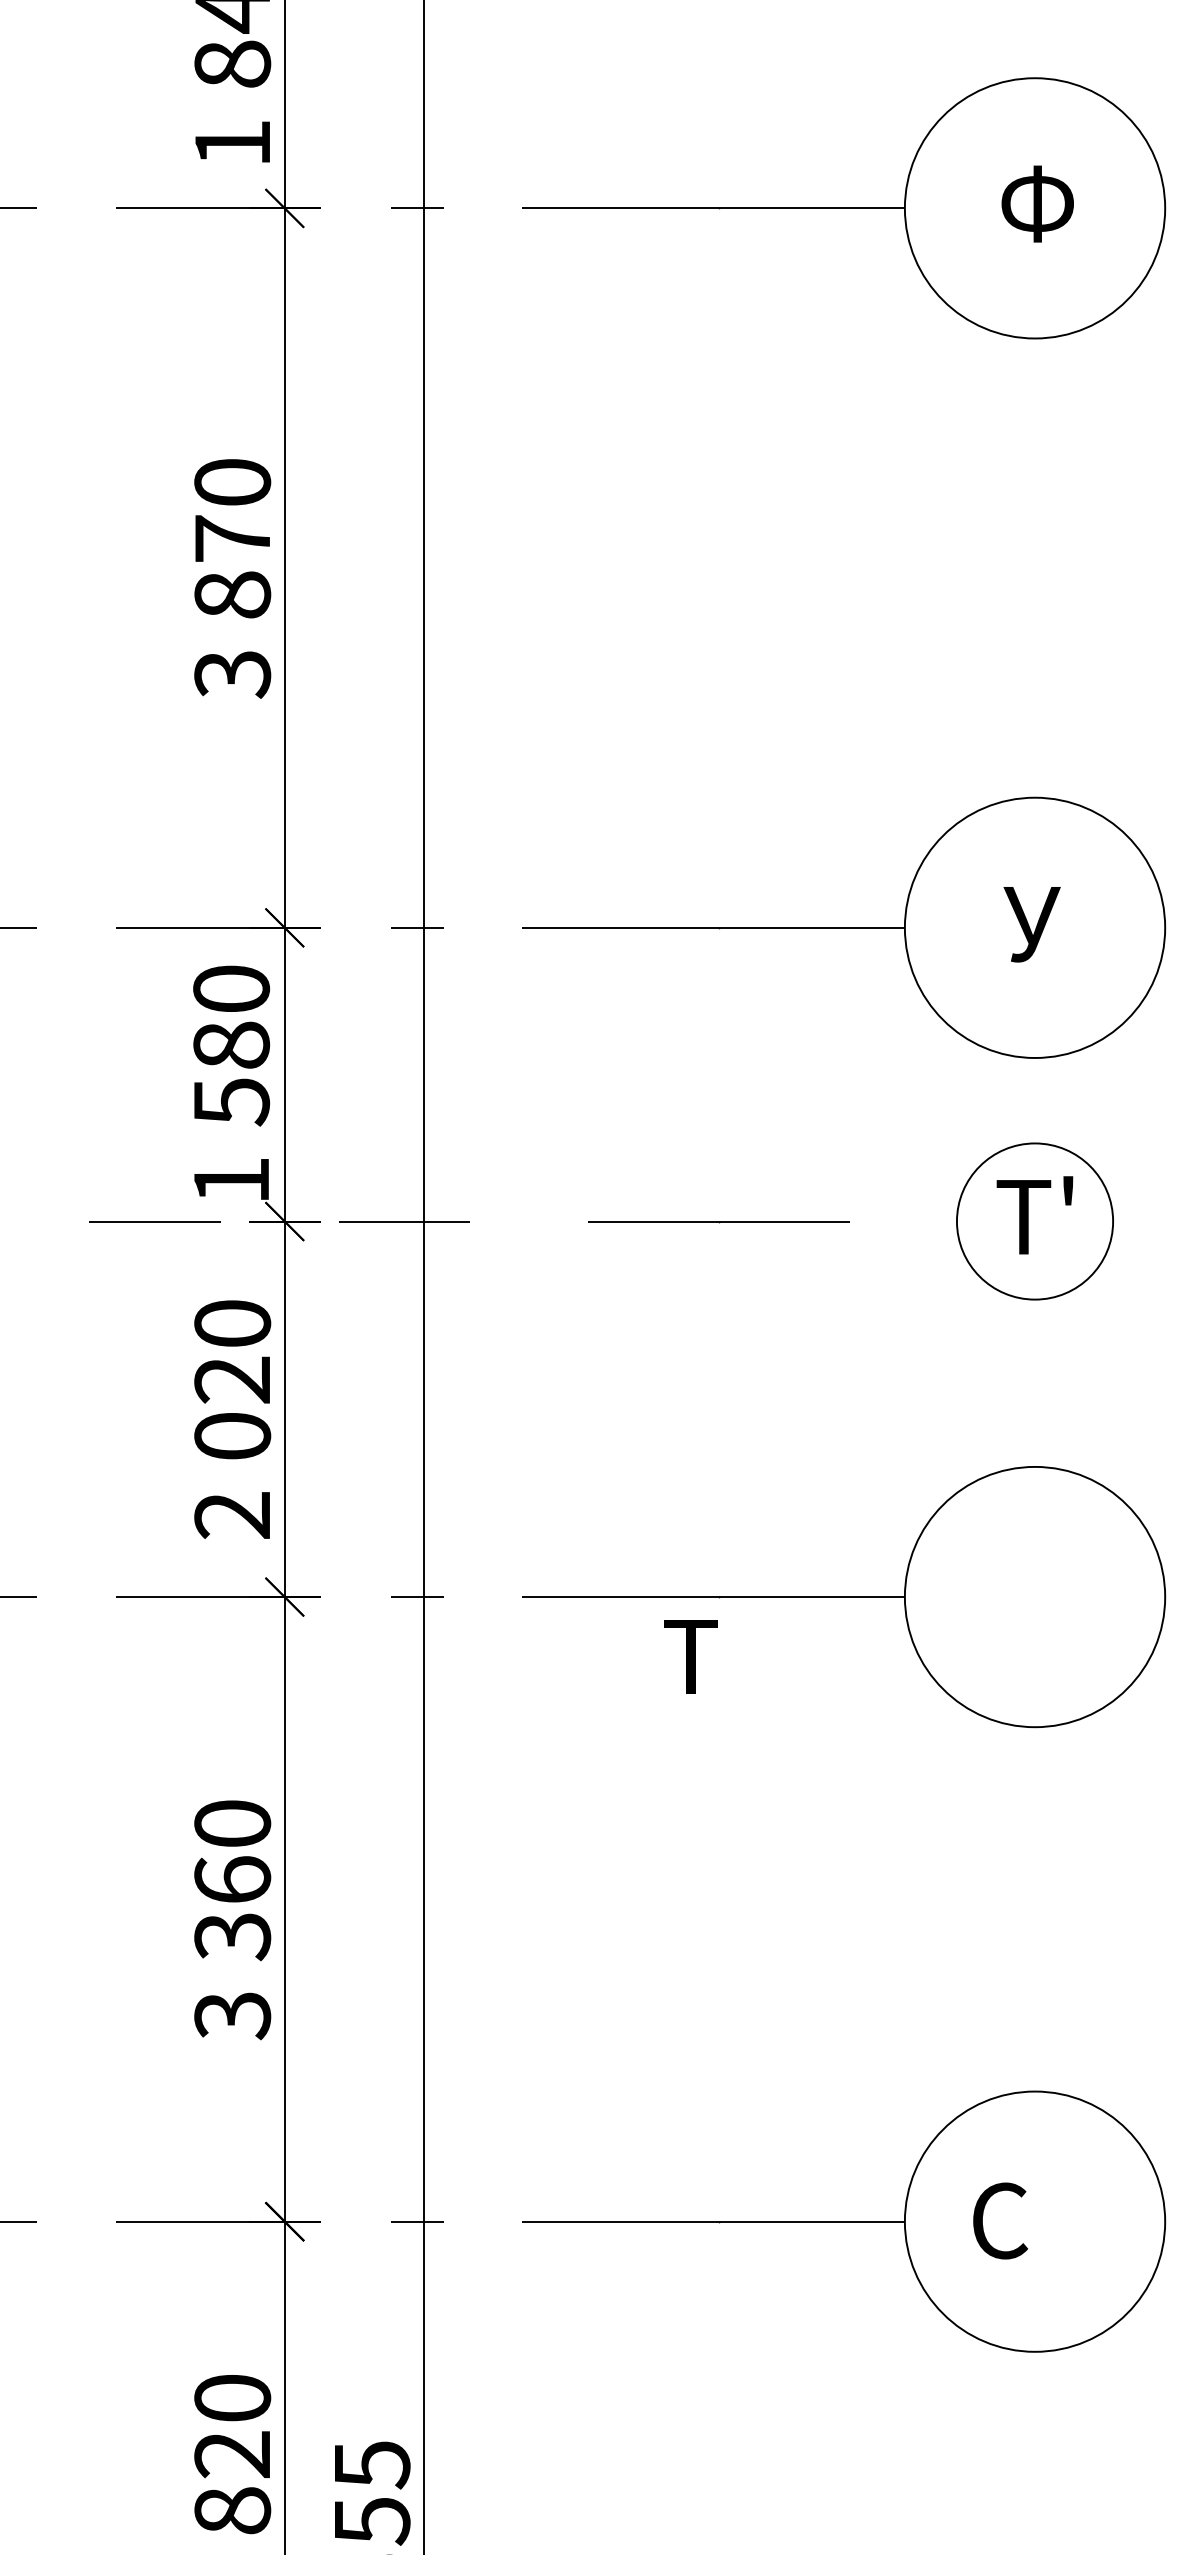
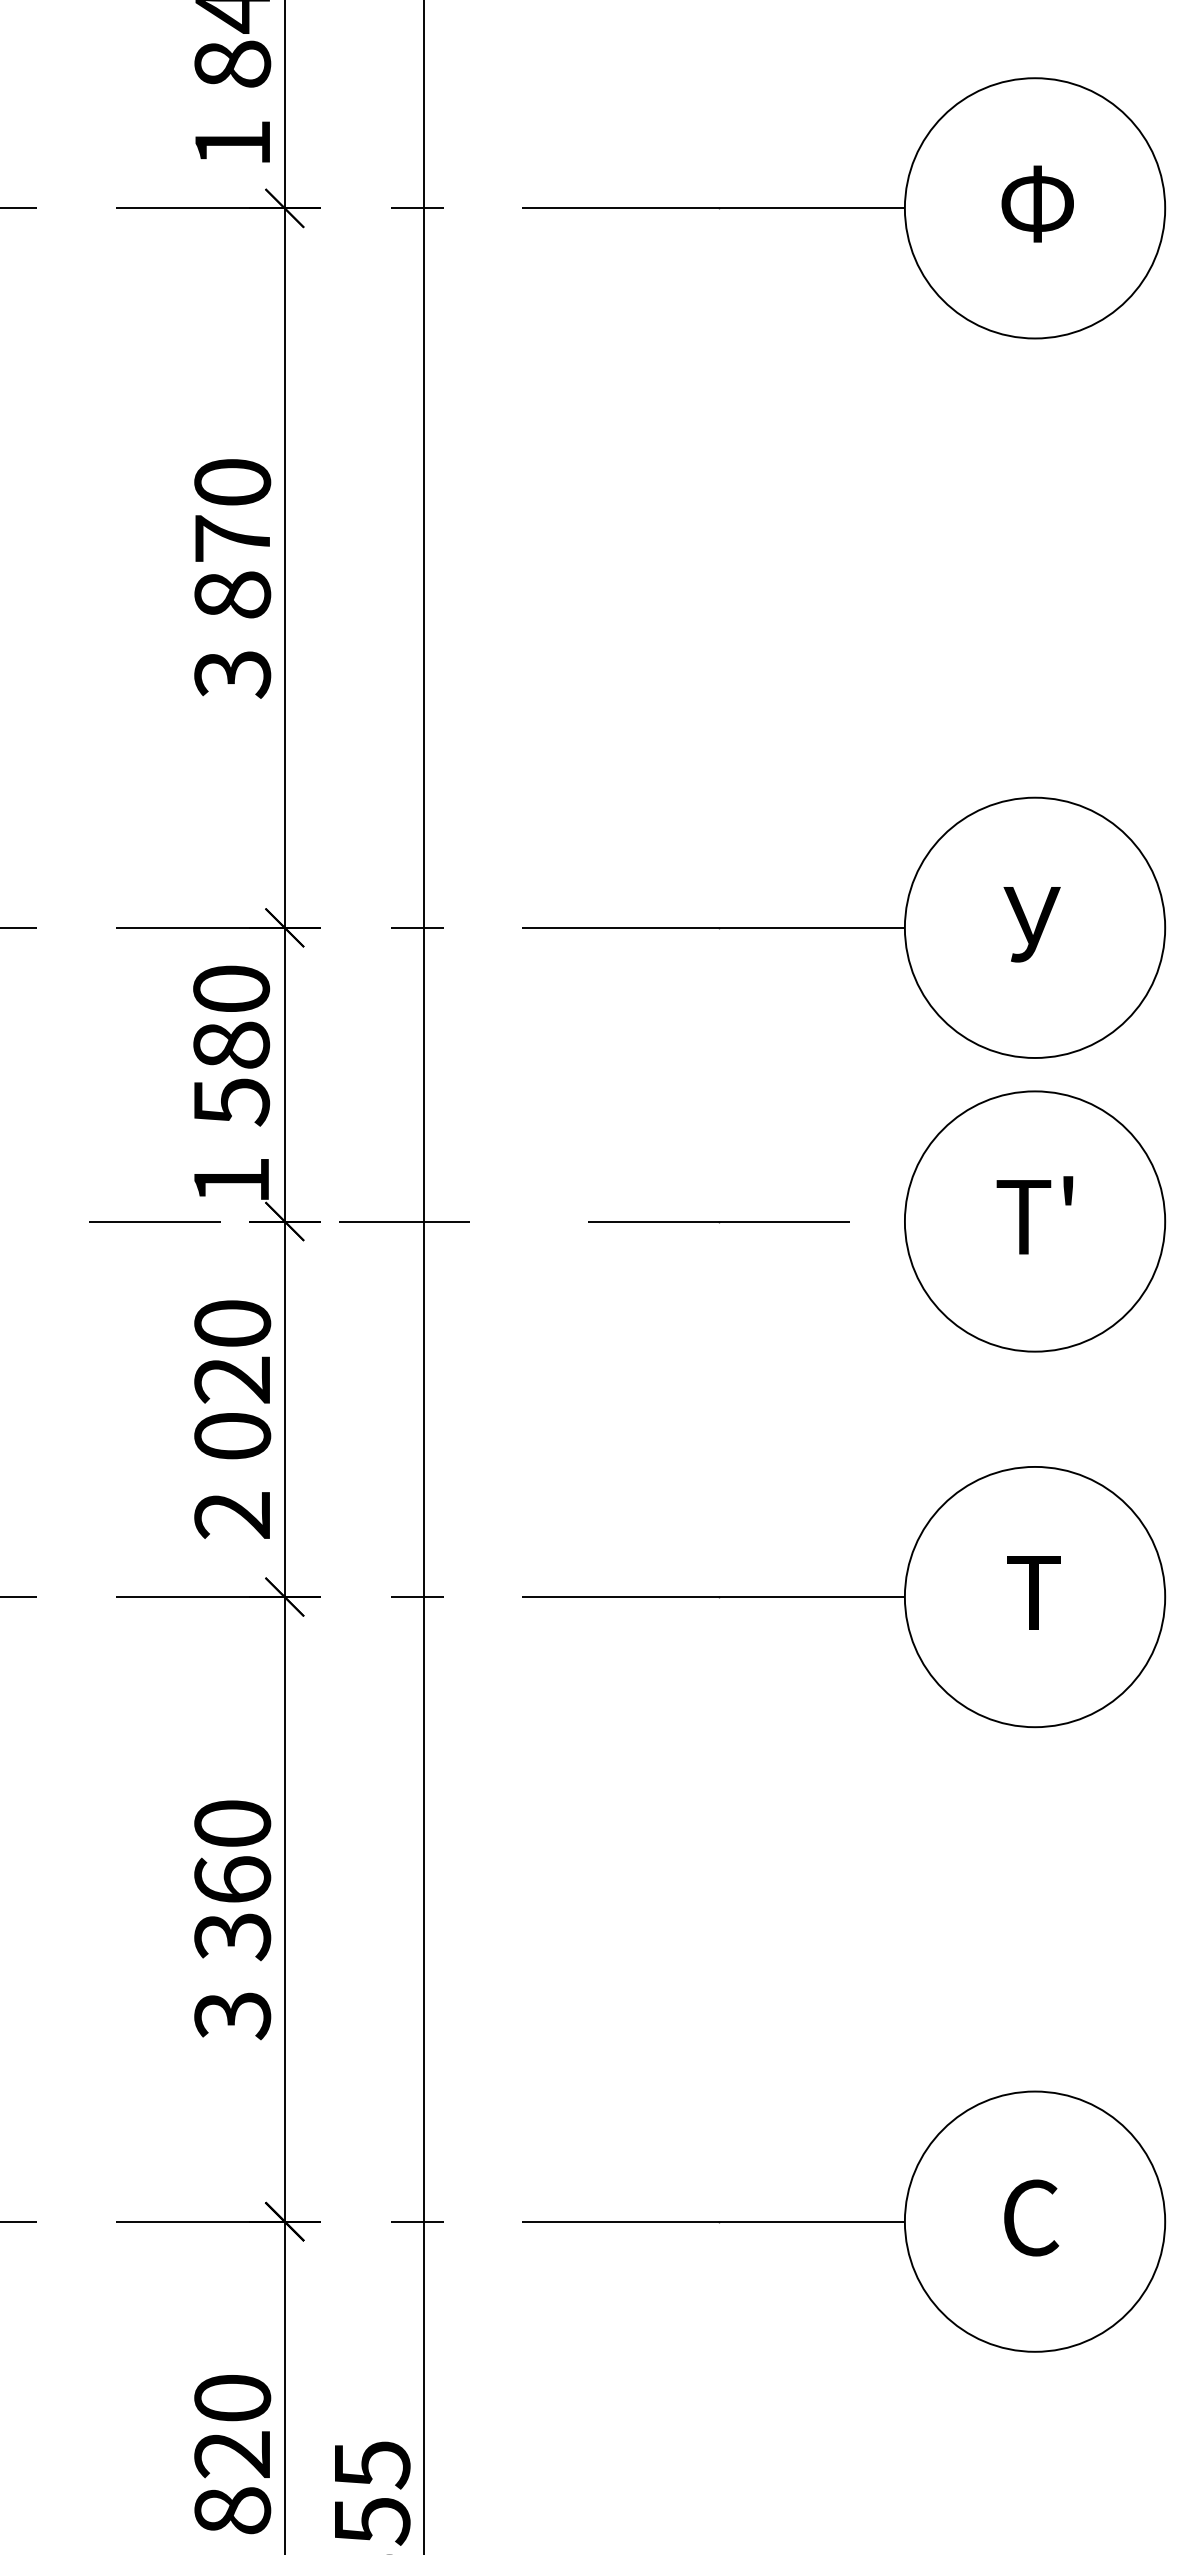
circle diameter: 156 px -> 260 px (1034, 1221)
text position: (690, 1656) -> (1033, 1592) (1033, 1592)
text position: (1000, 2220) -> (1031, 2217) (1031, 2217)
